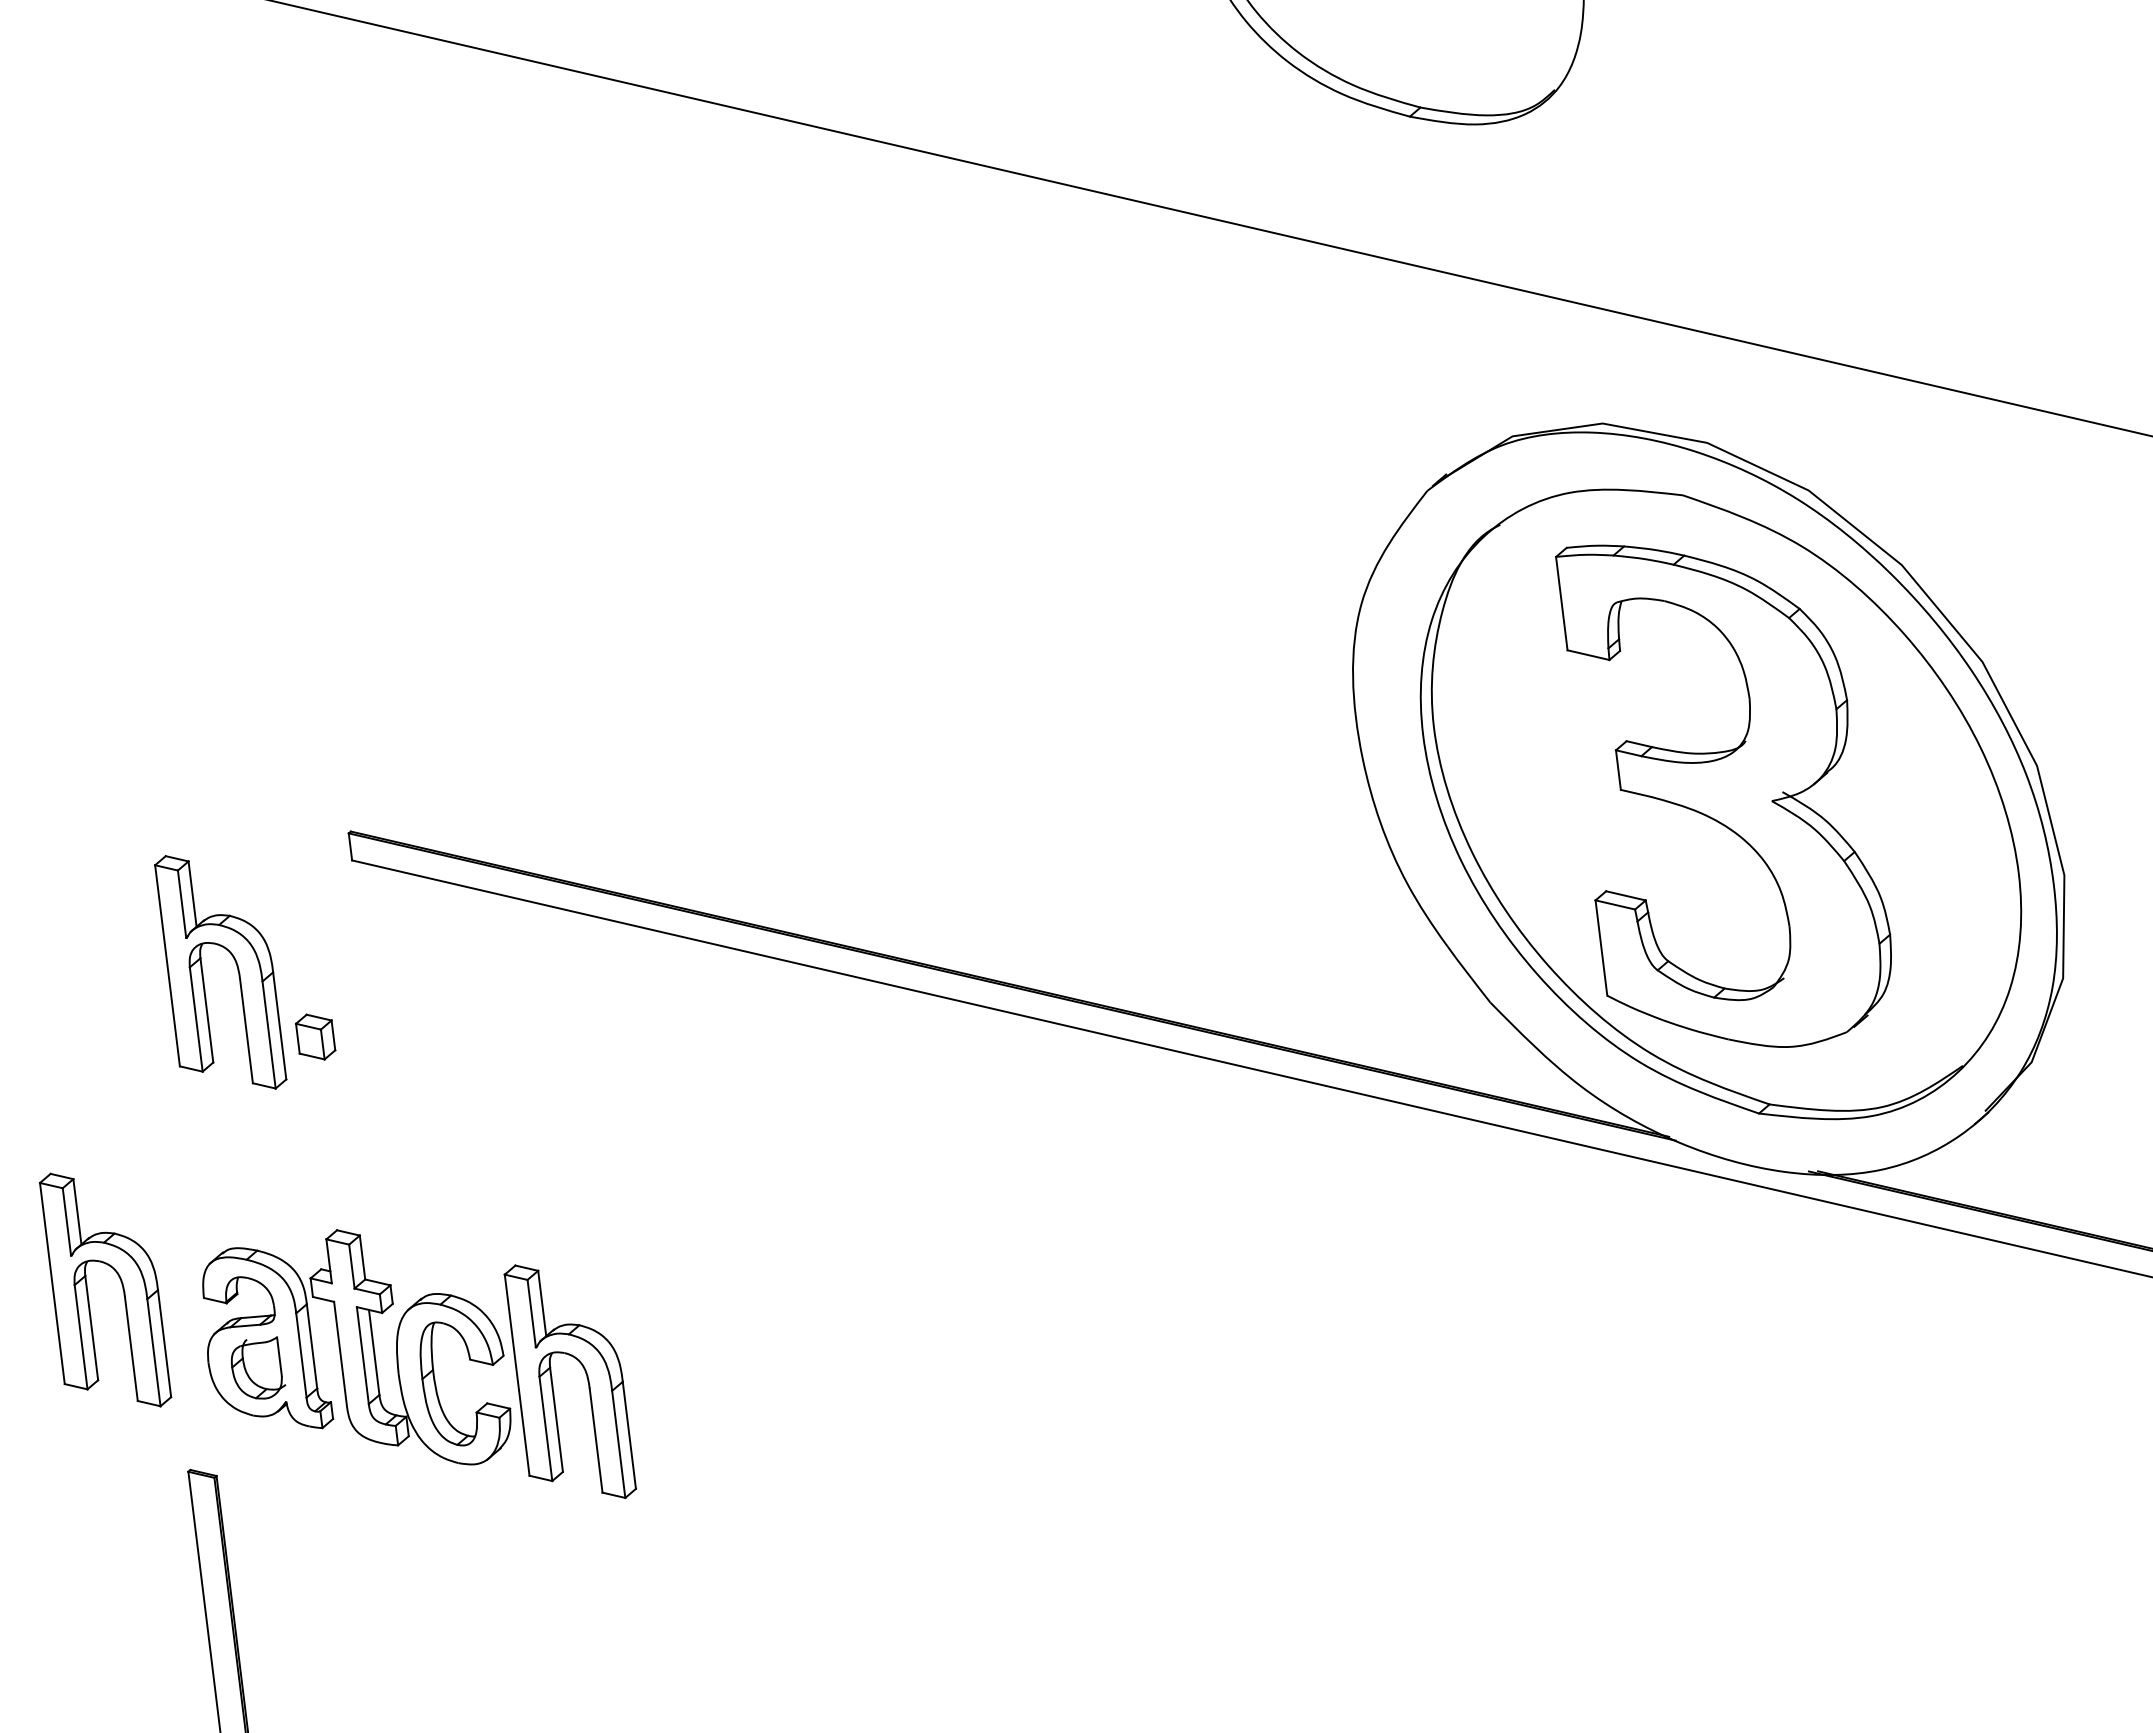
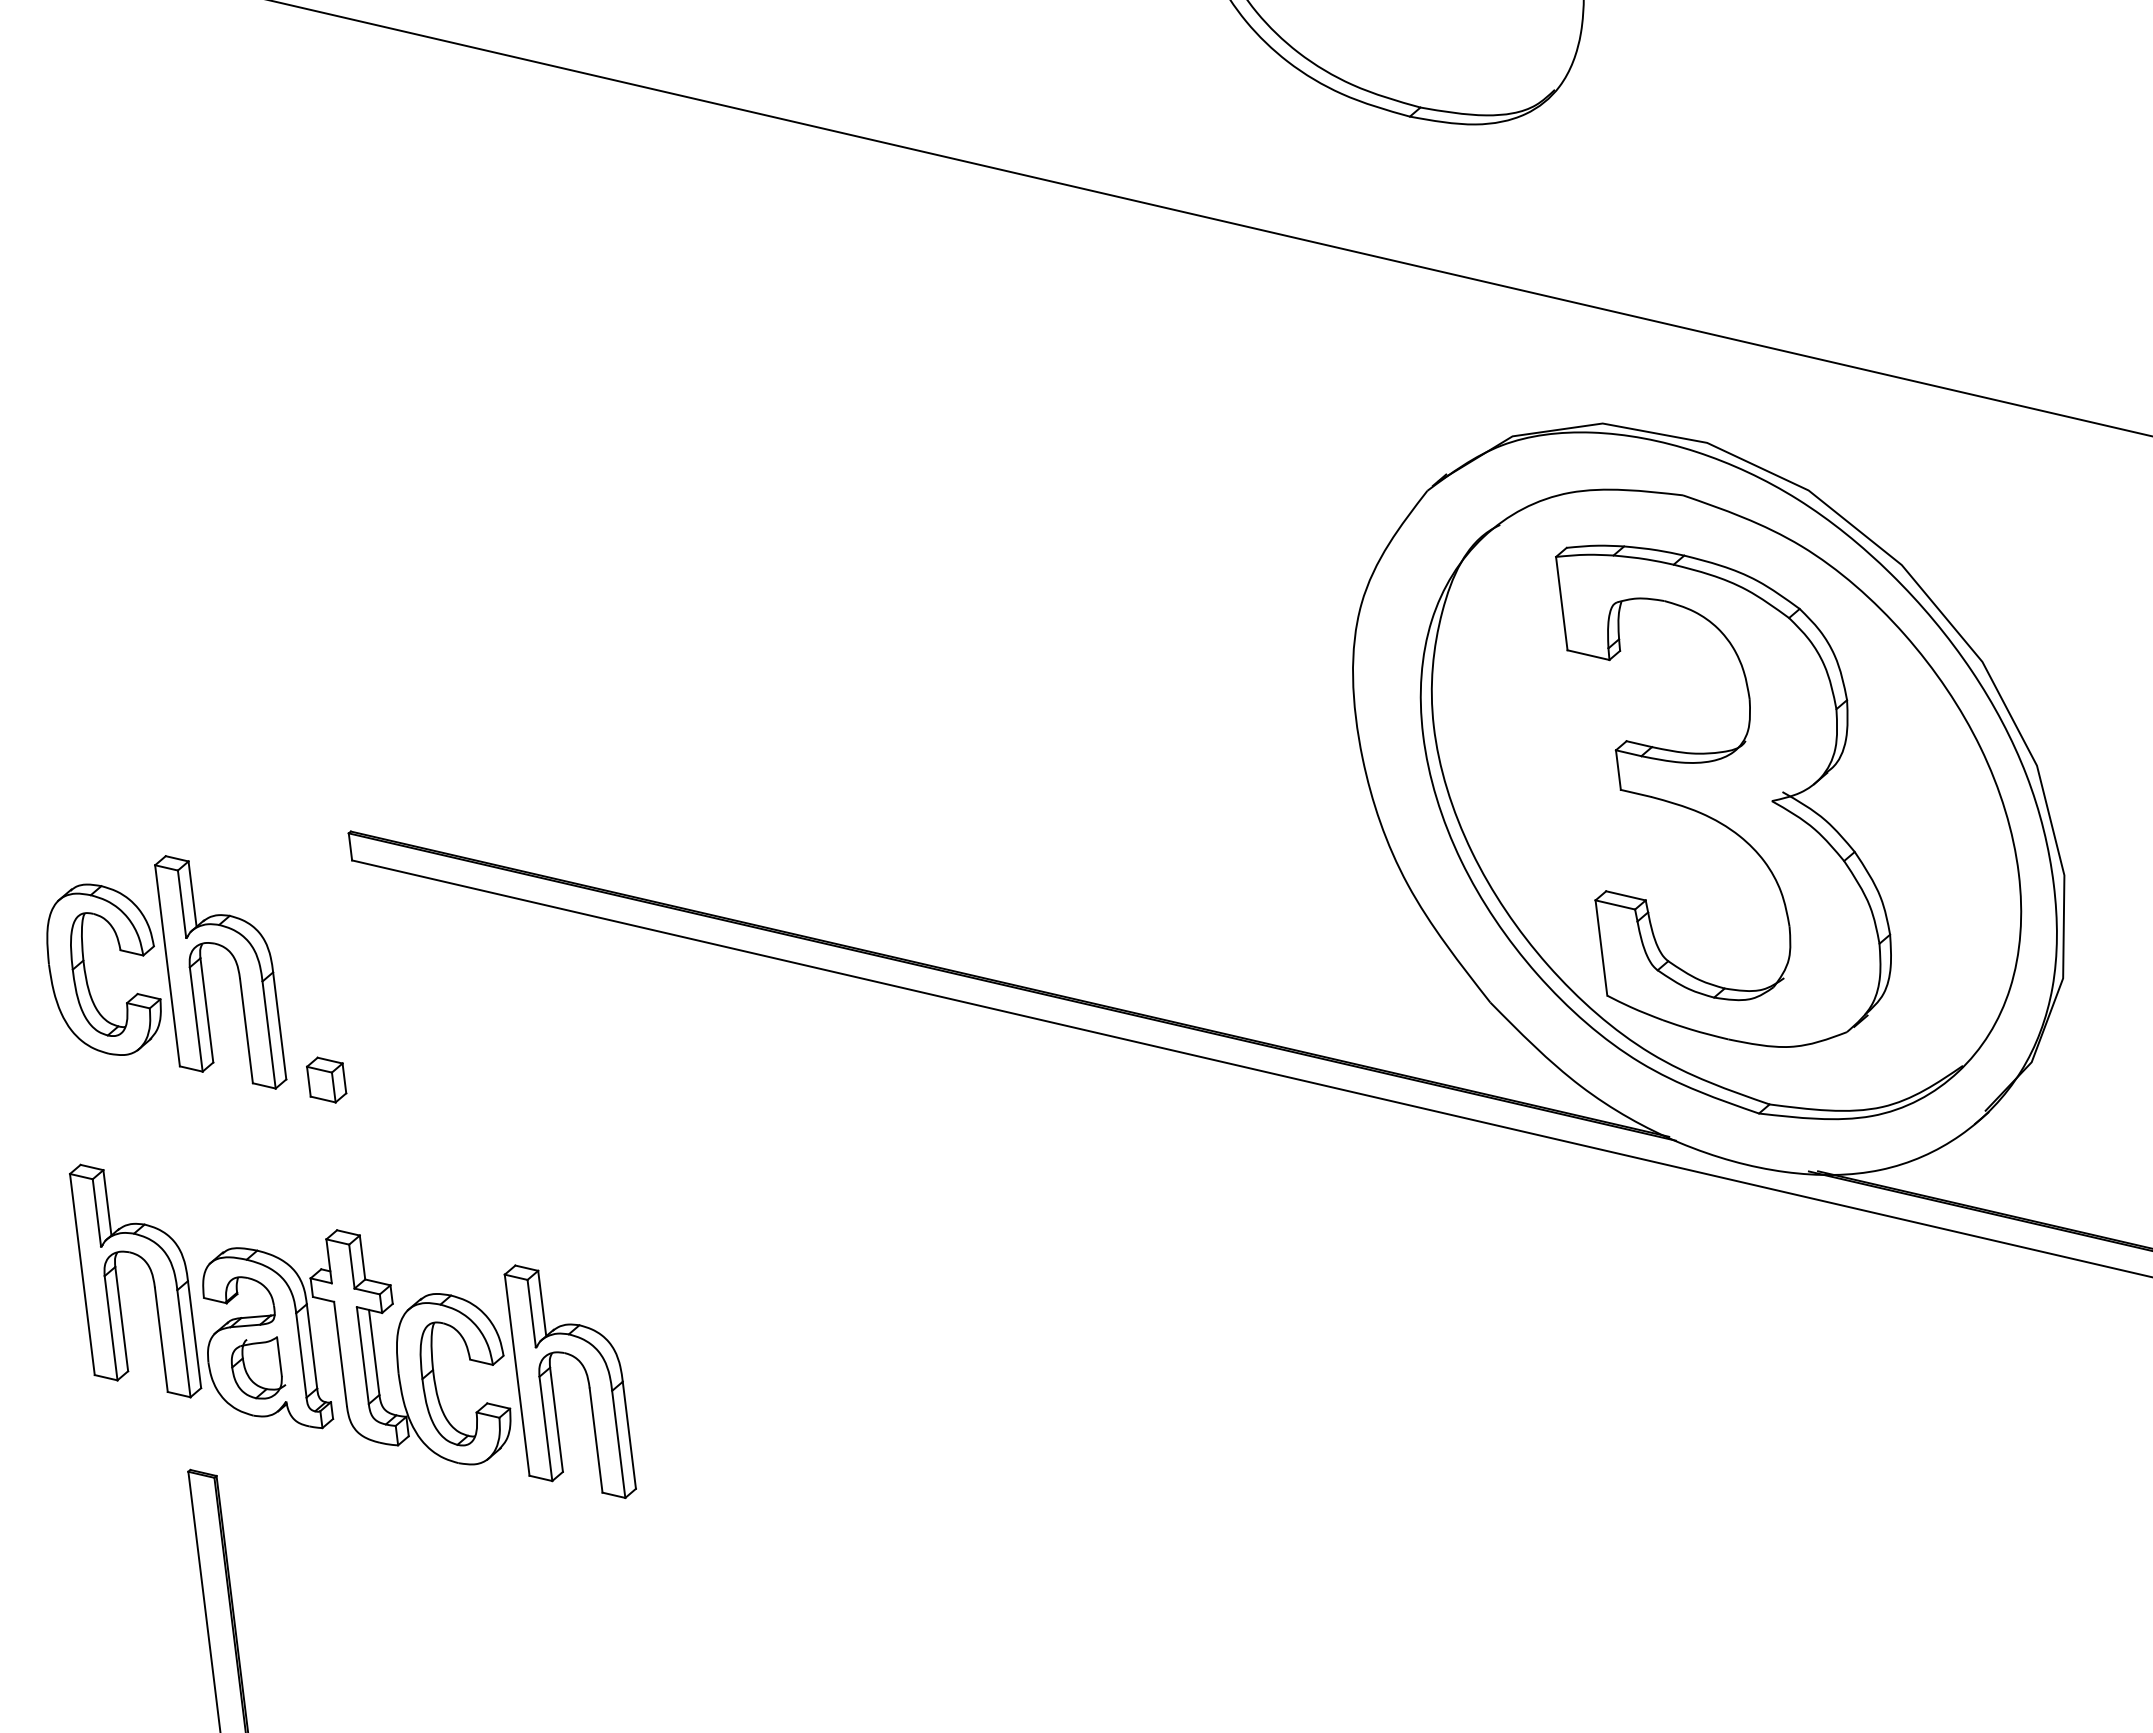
part: none -> present (86, 973)
part position: (315, 1036) -> (326, 1079) (326, 1079)
part position: (121, 1284) -> (151, 1275) (151, 1275)
